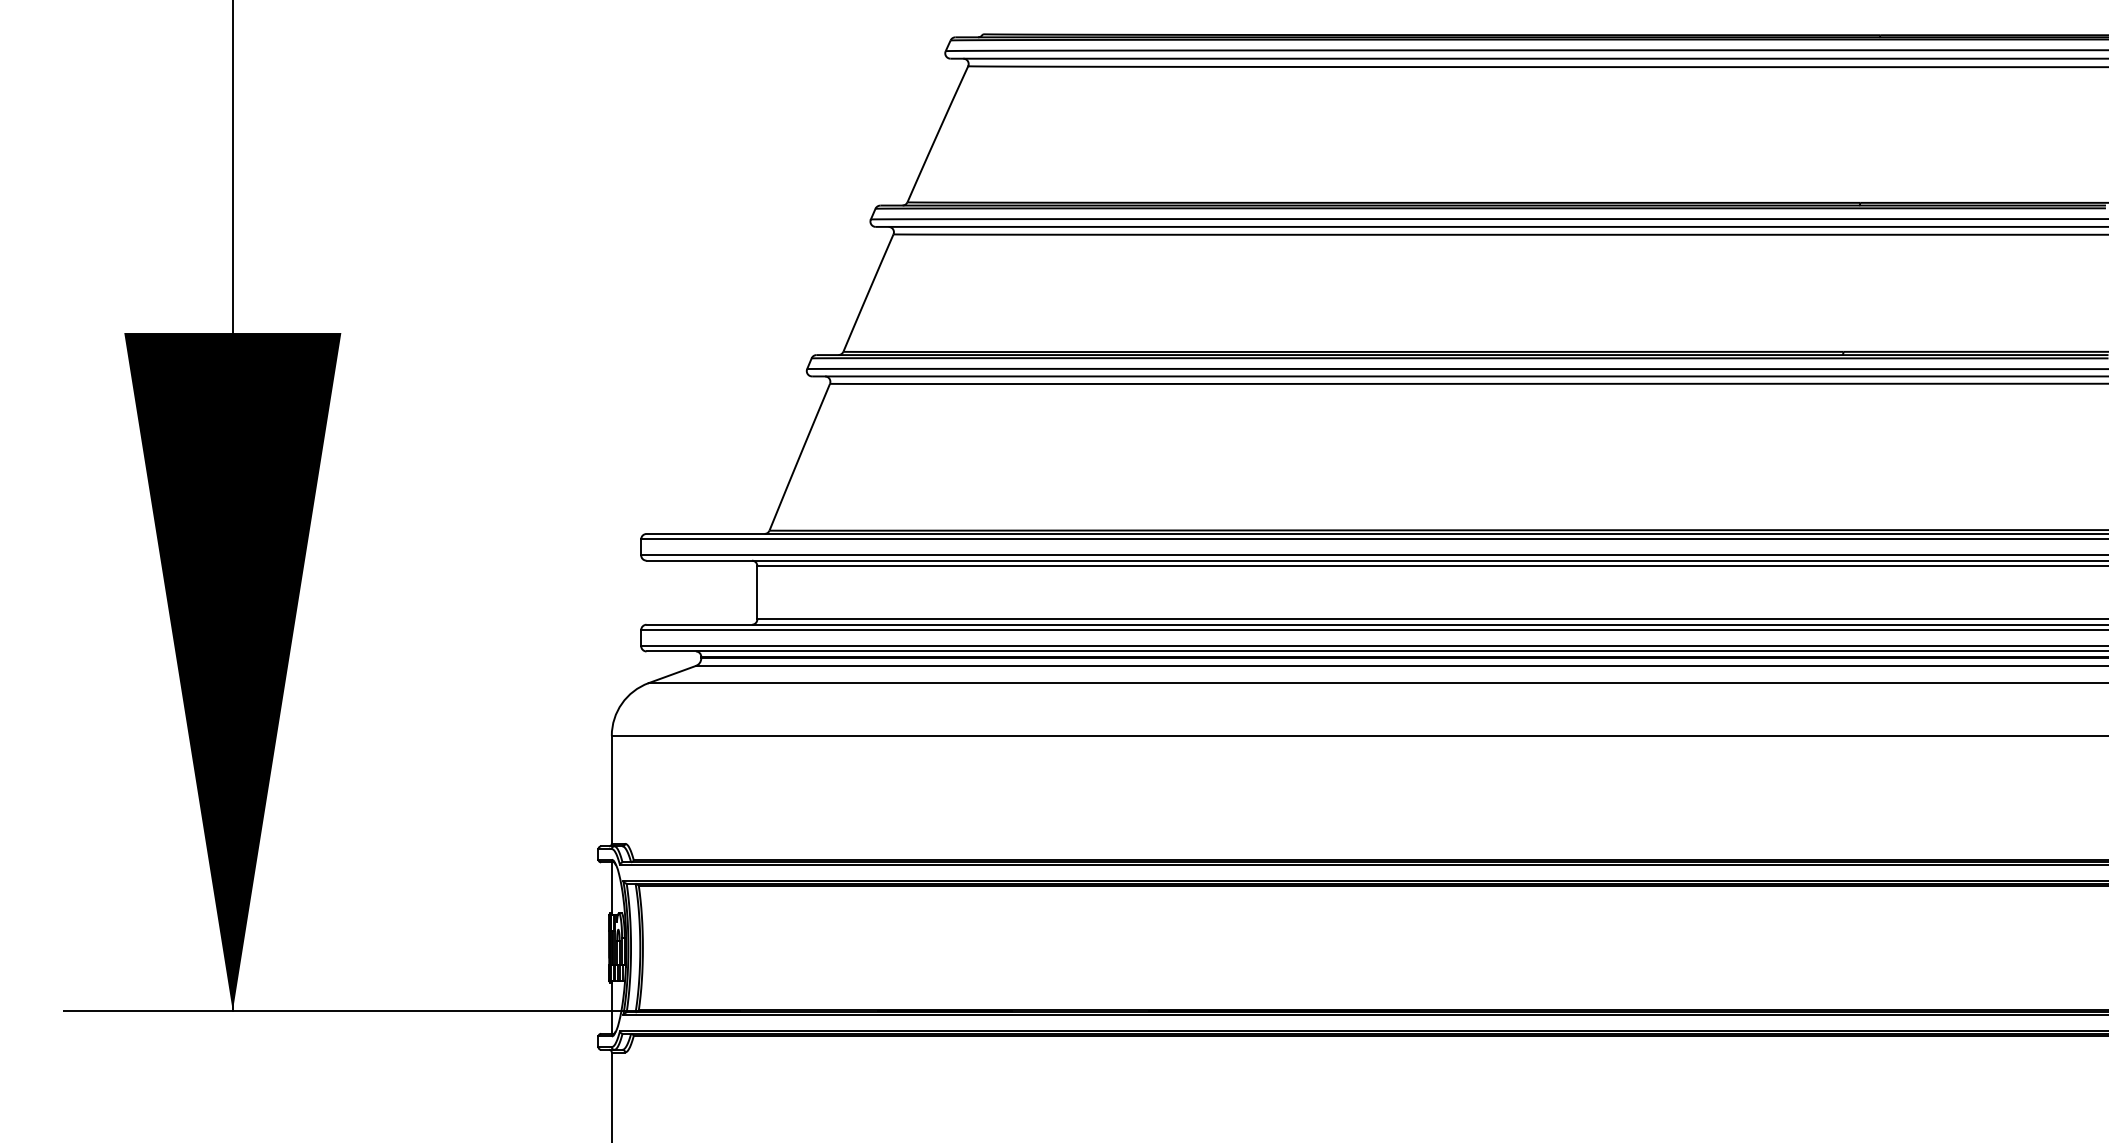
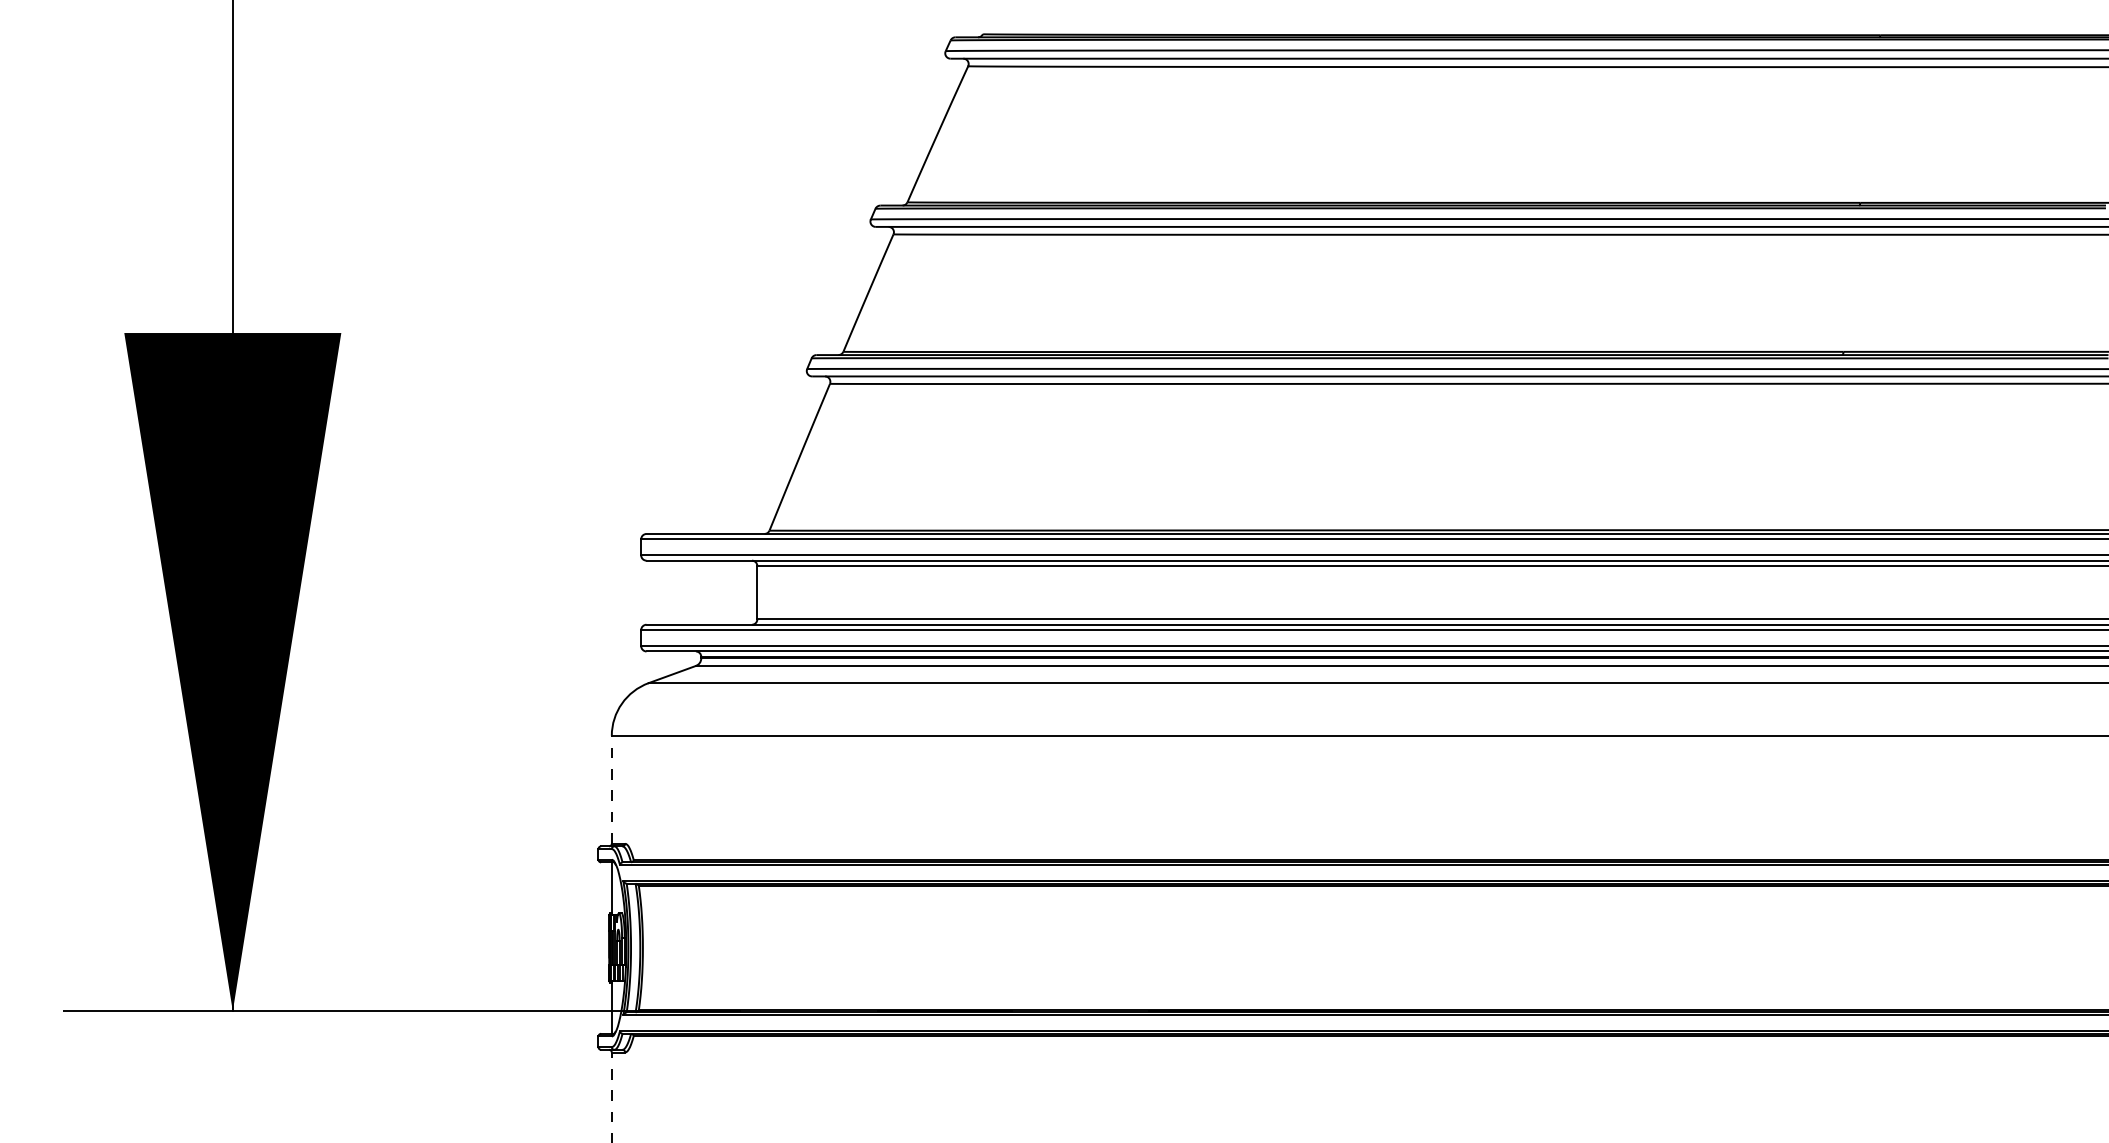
line: solid -> dashed (611, 789)
line: solid -> dashed (611, 1097)
